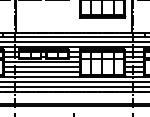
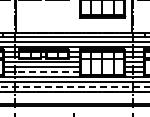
line: solid -> dashed (47, 72)
line: solid -> dashed (74, 86)
